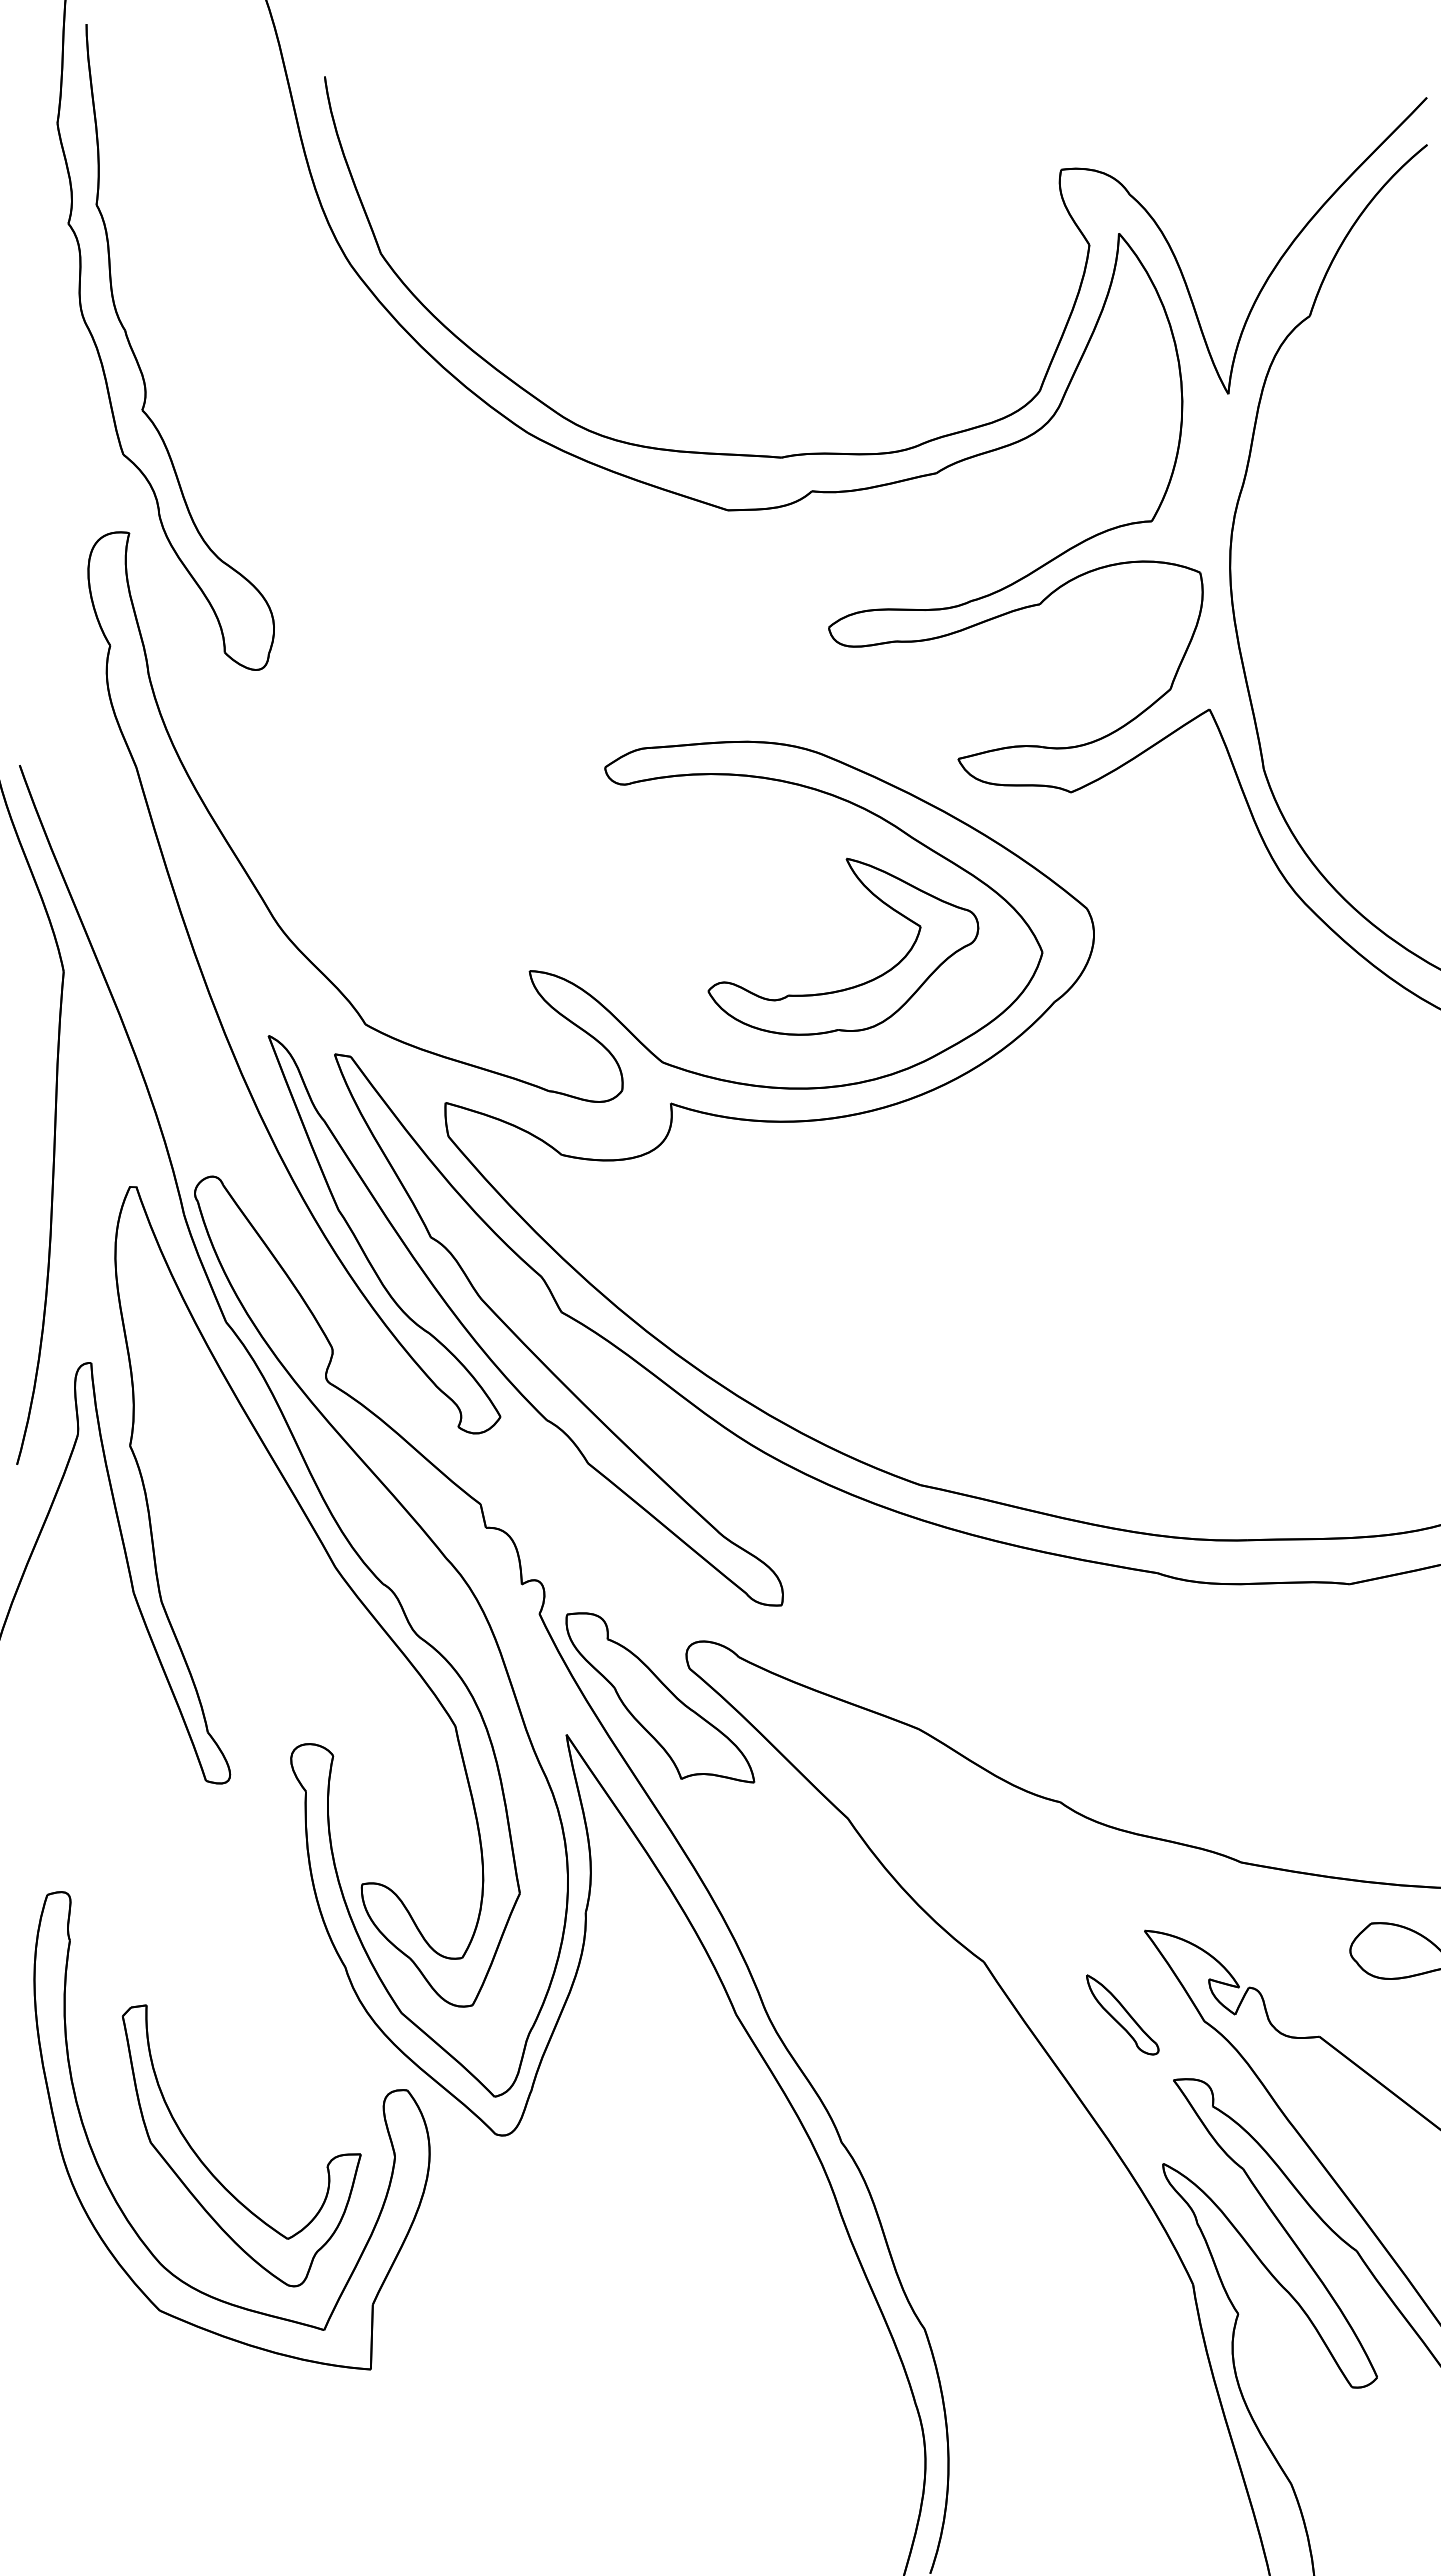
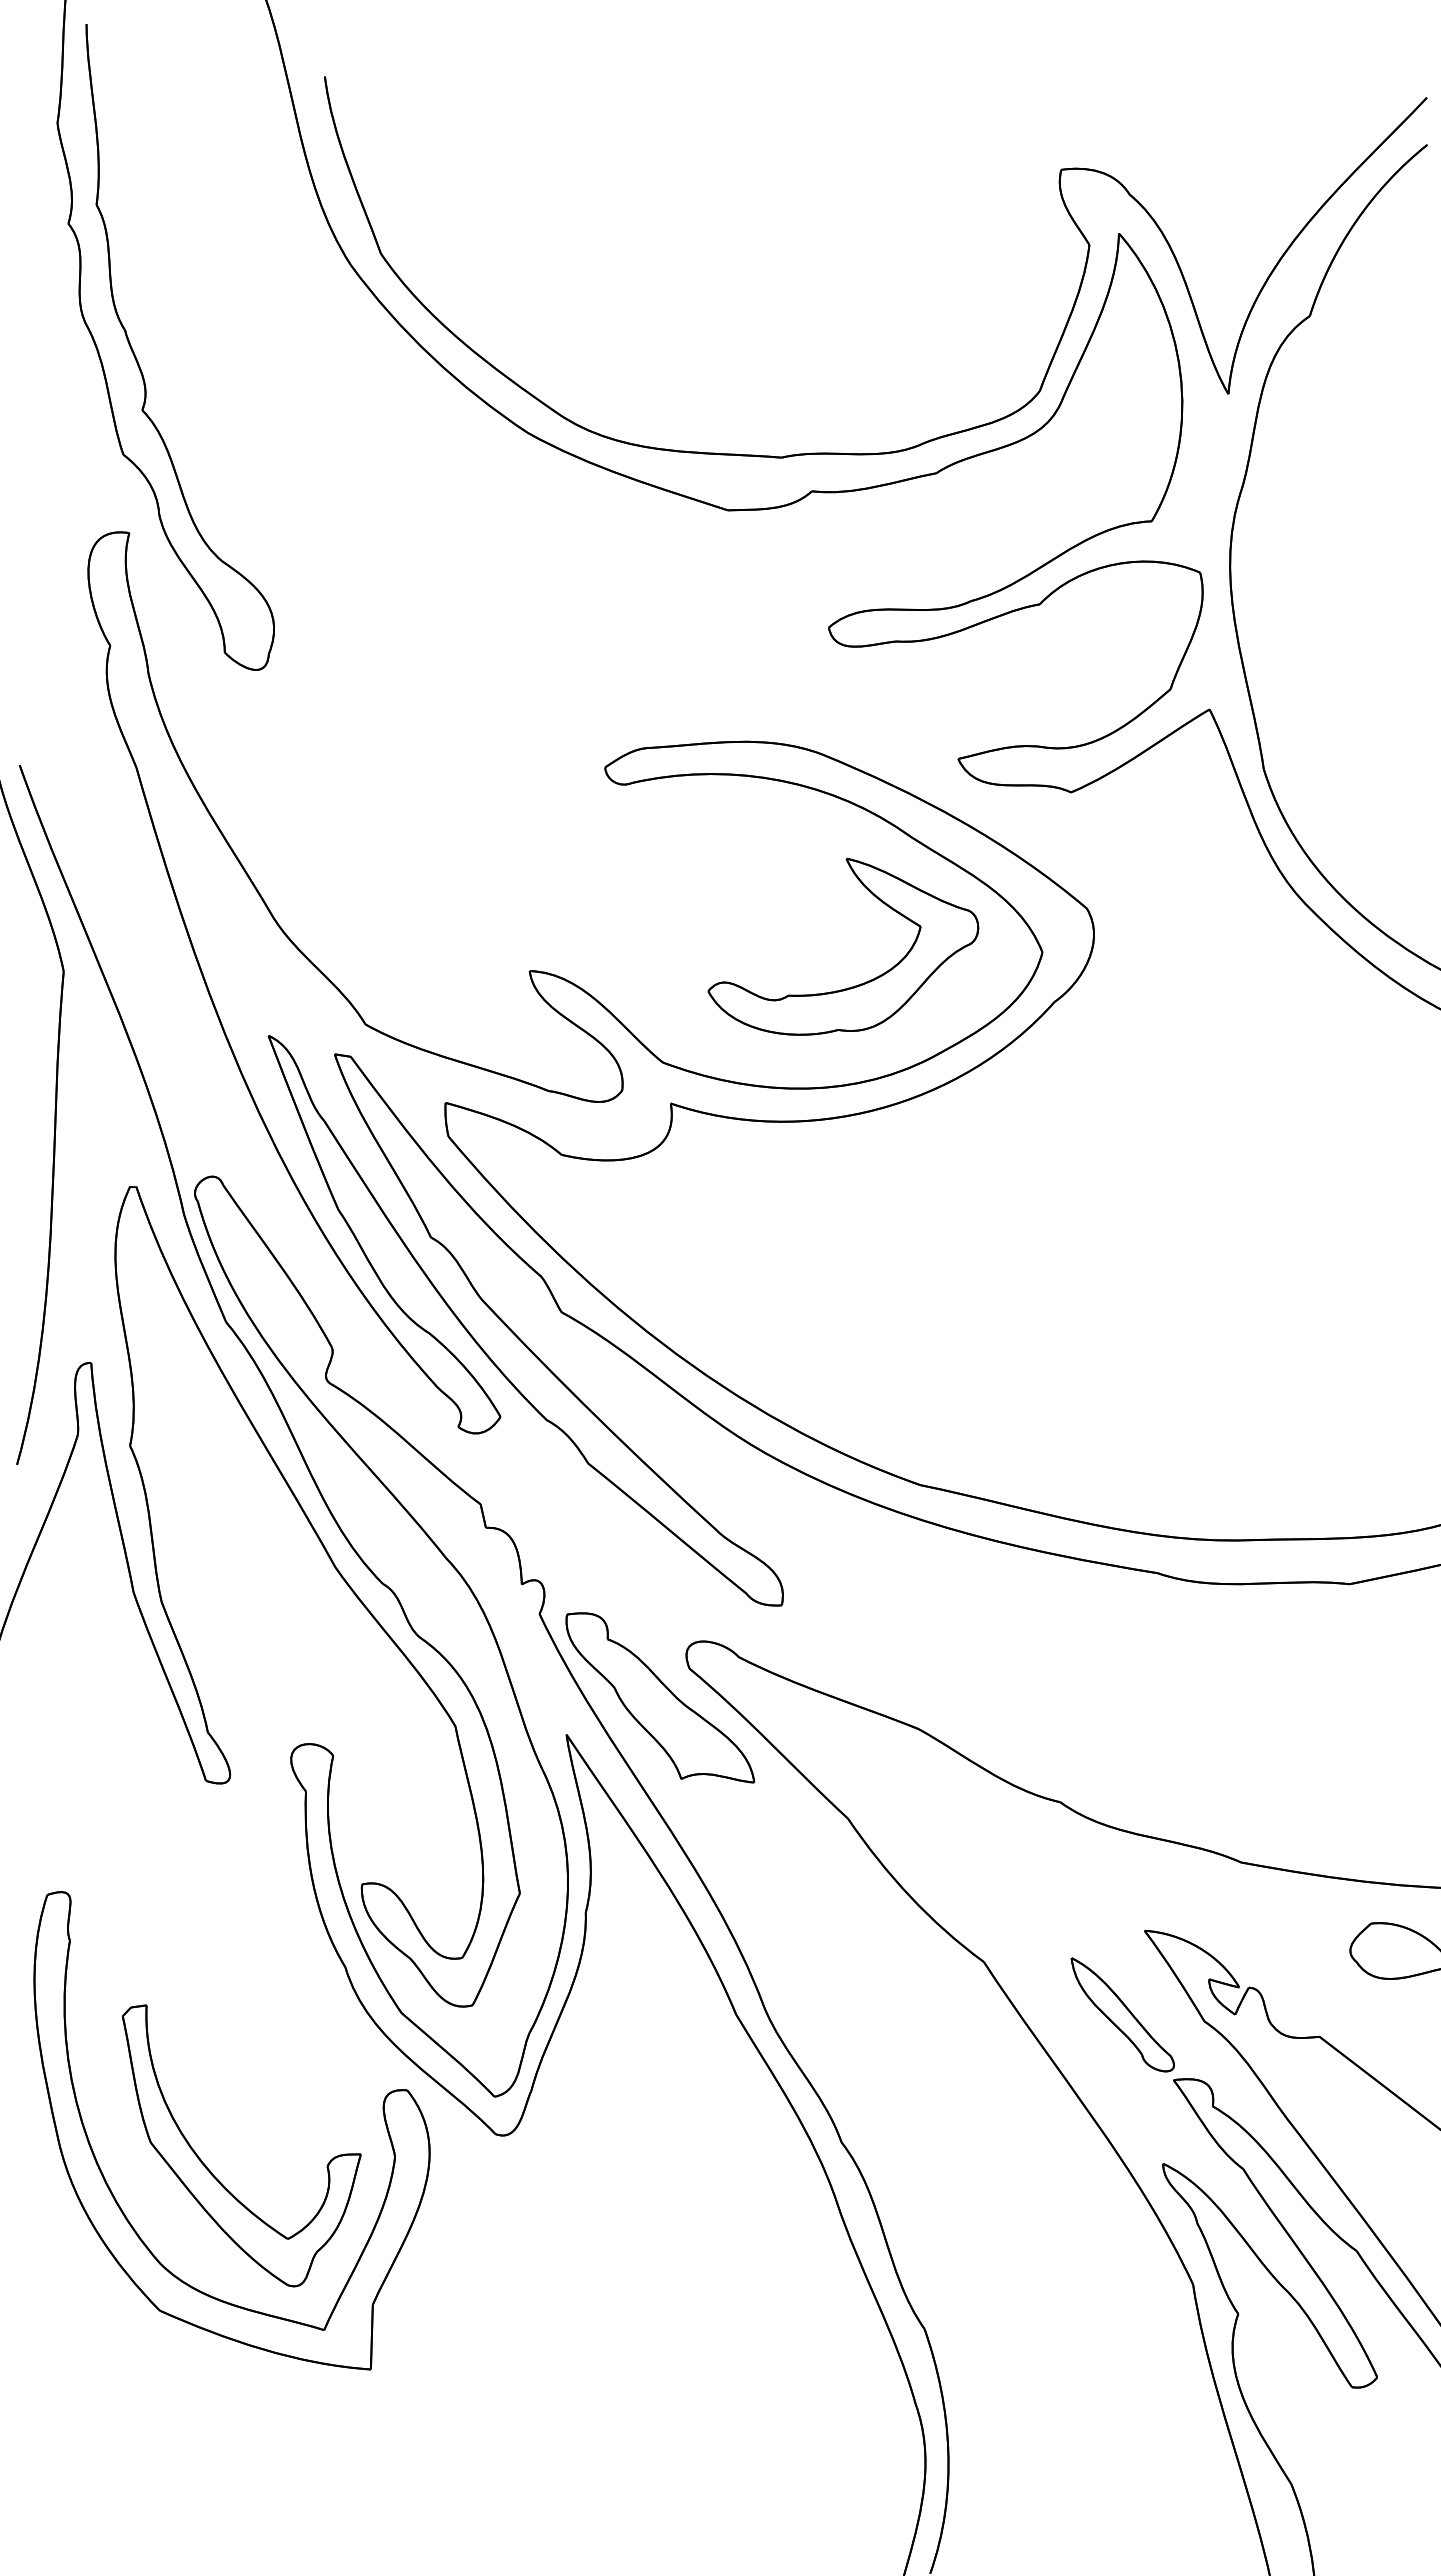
part size: 74x82 px -> 105x116 px (1122, 2014)
